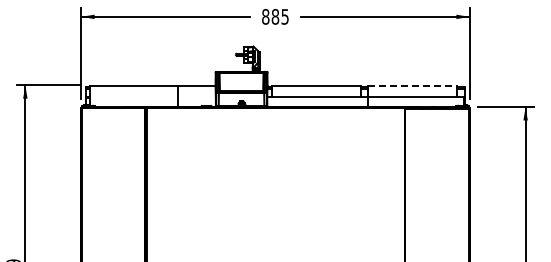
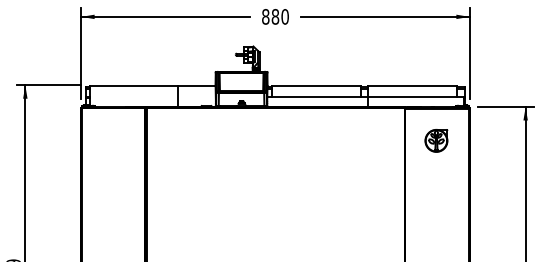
text: 885 -> 880 (284, 16)
line: dashed -> solid (412, 85)
part: none -> present (436, 140)
